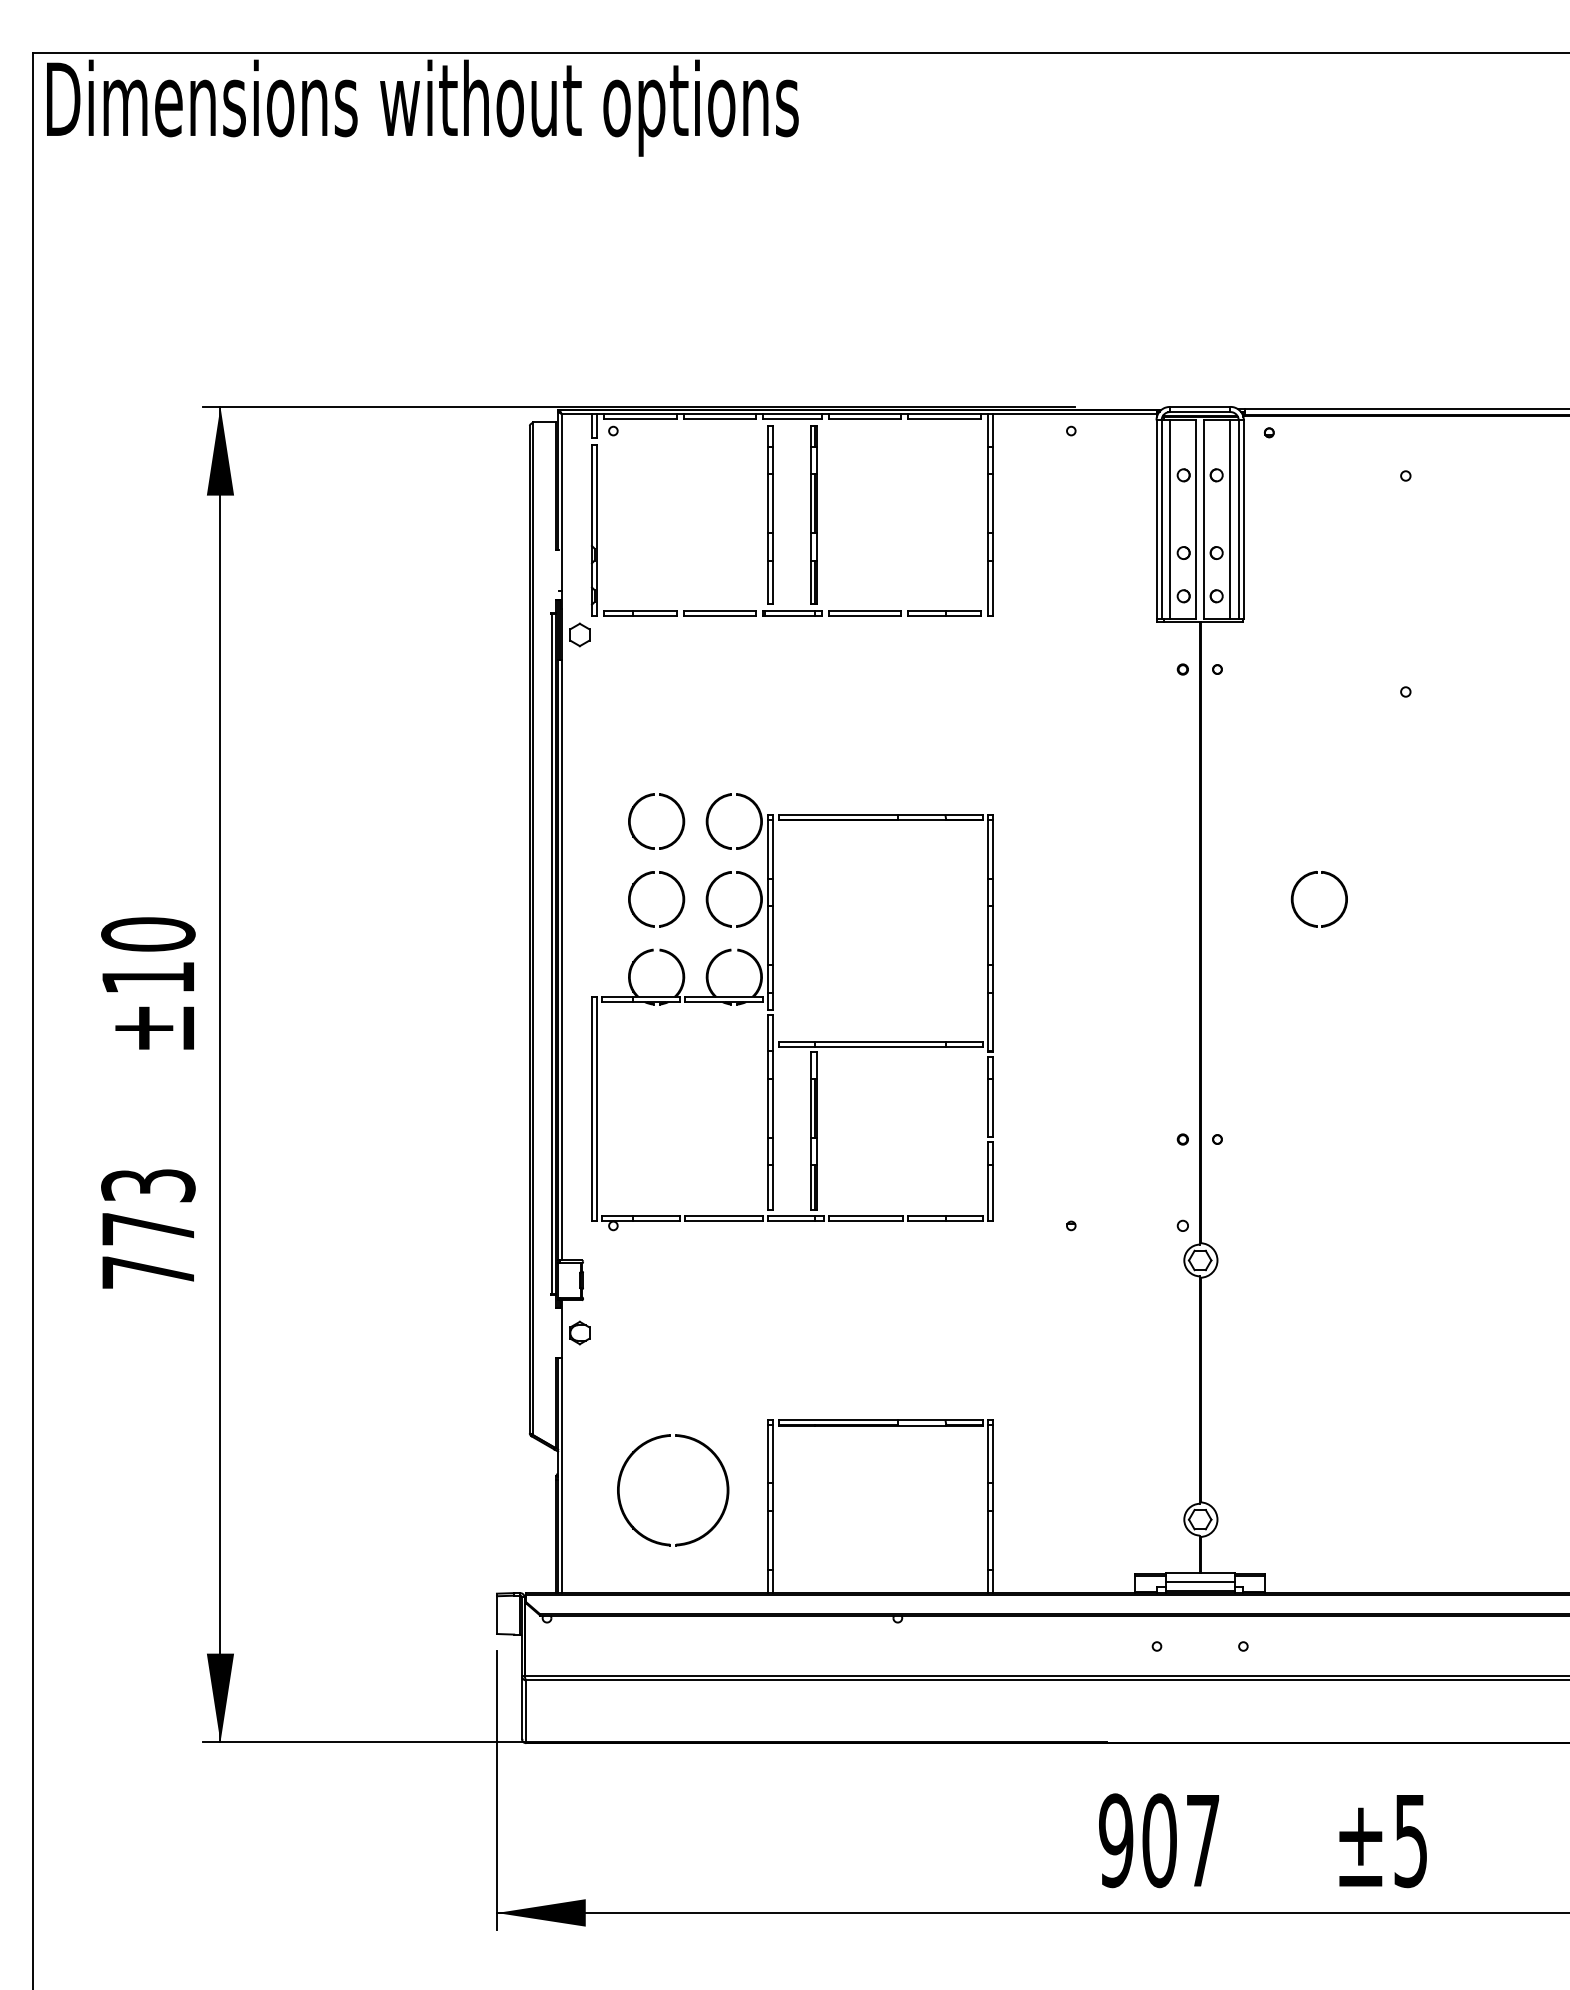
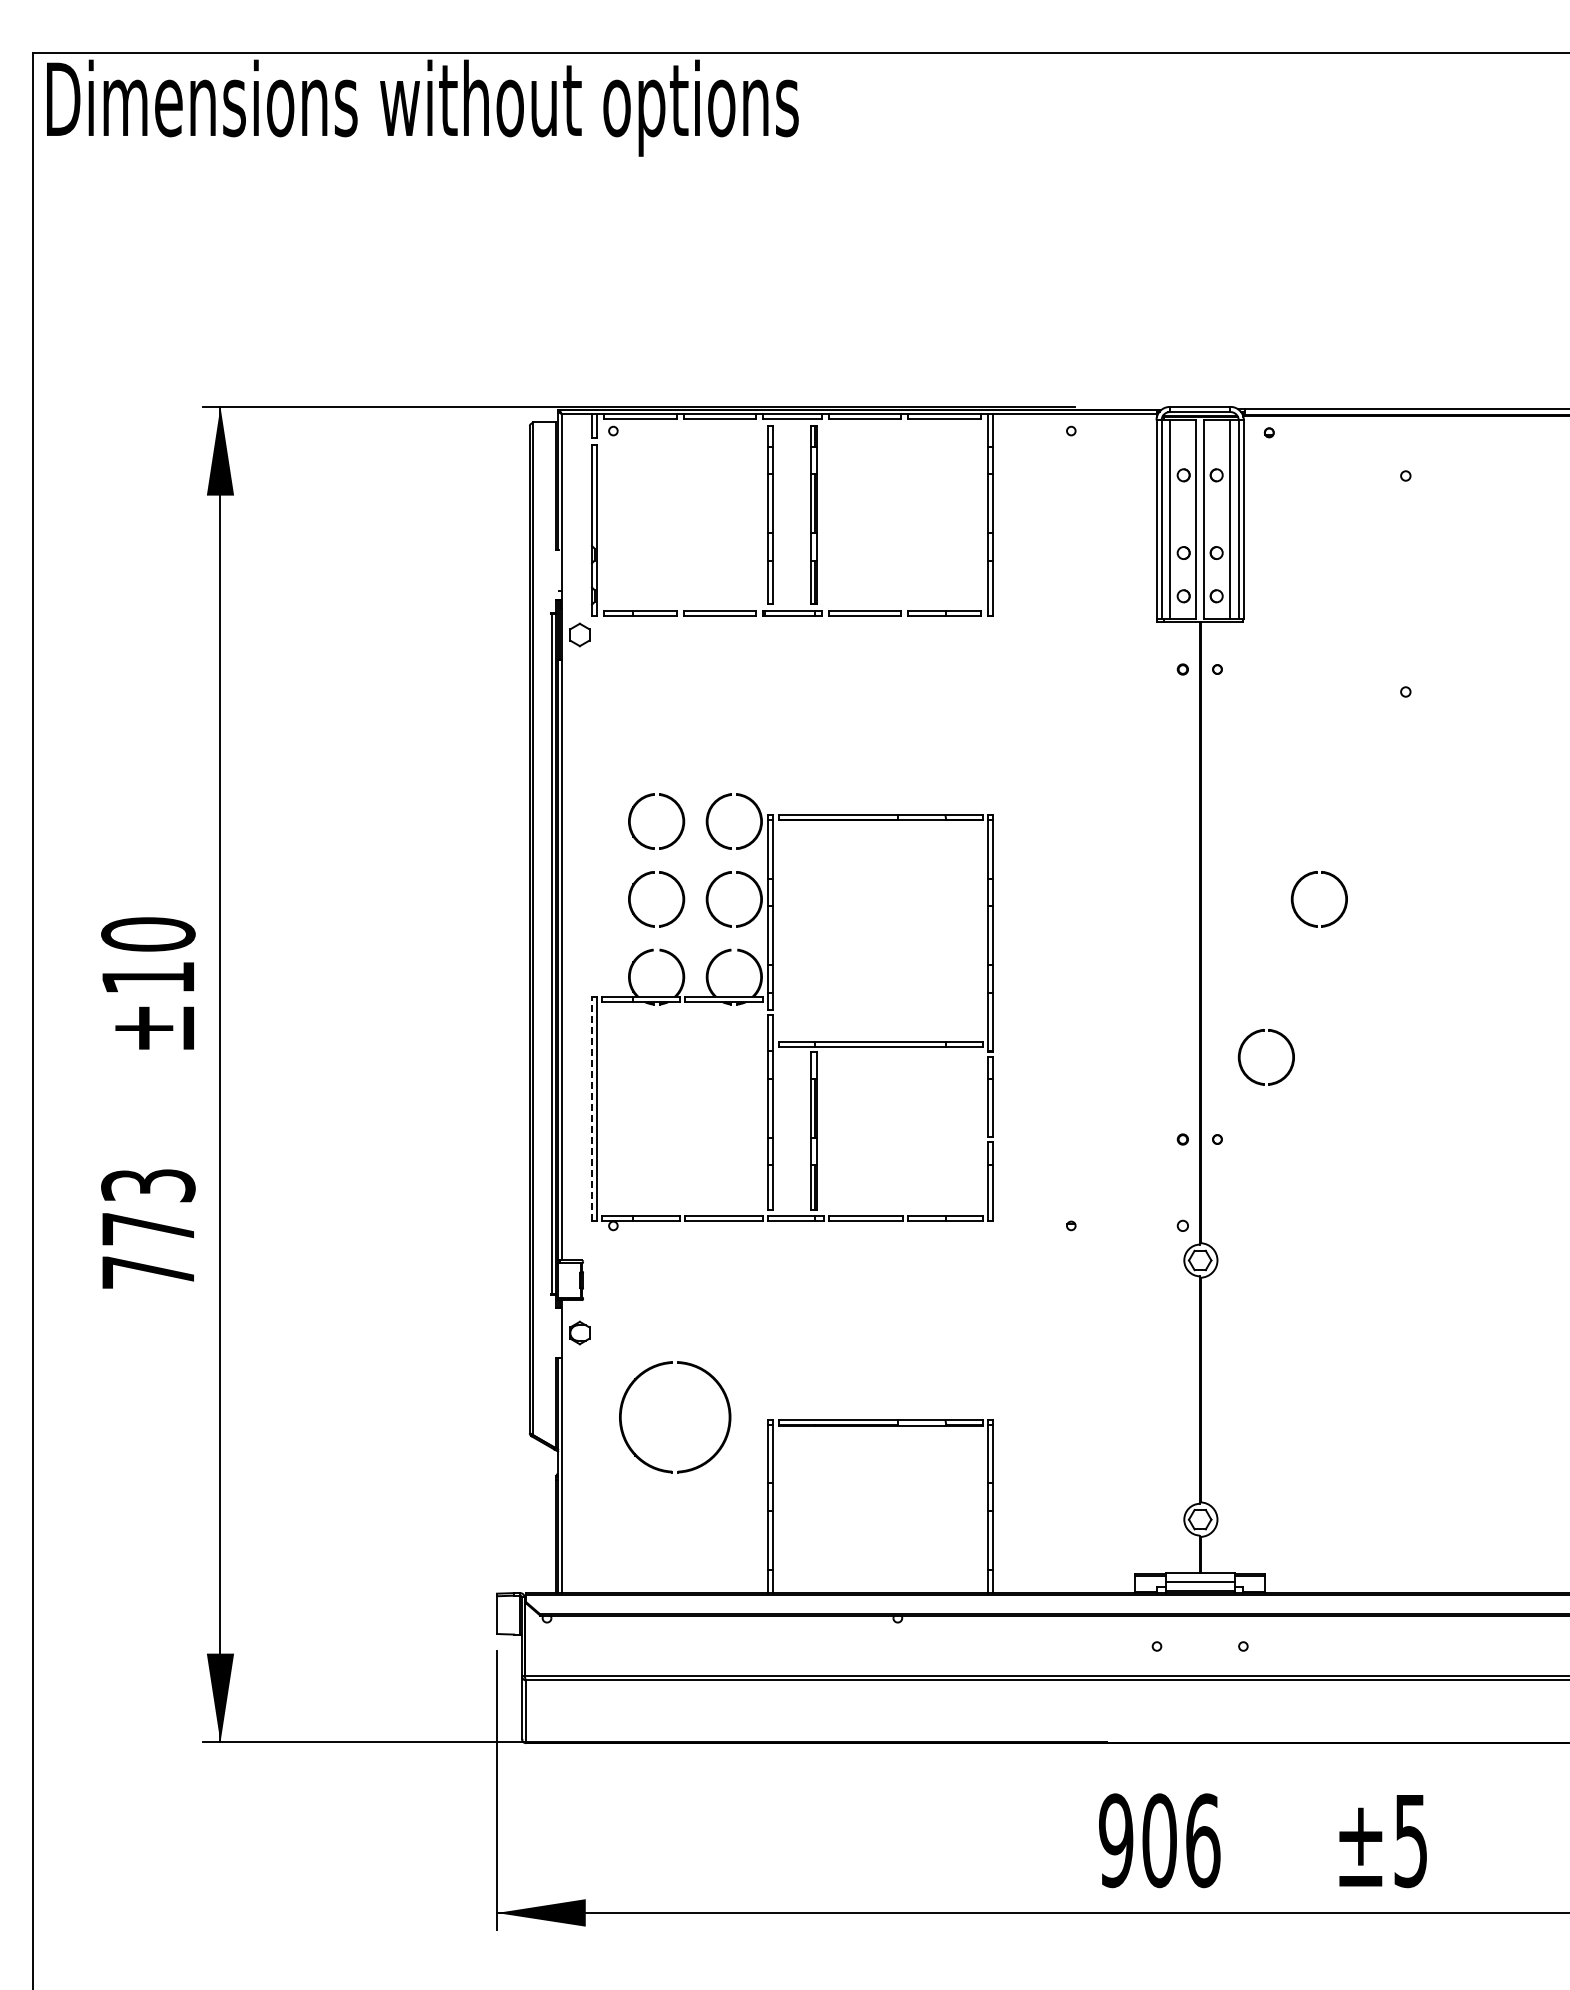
part: none -> present (1241, 1052)
line: solid -> dashed (591, 1108)
part position: (725, 1499) -> (727, 1426) (727, 1426)
text: 907 -> 906 (1203, 1840)
